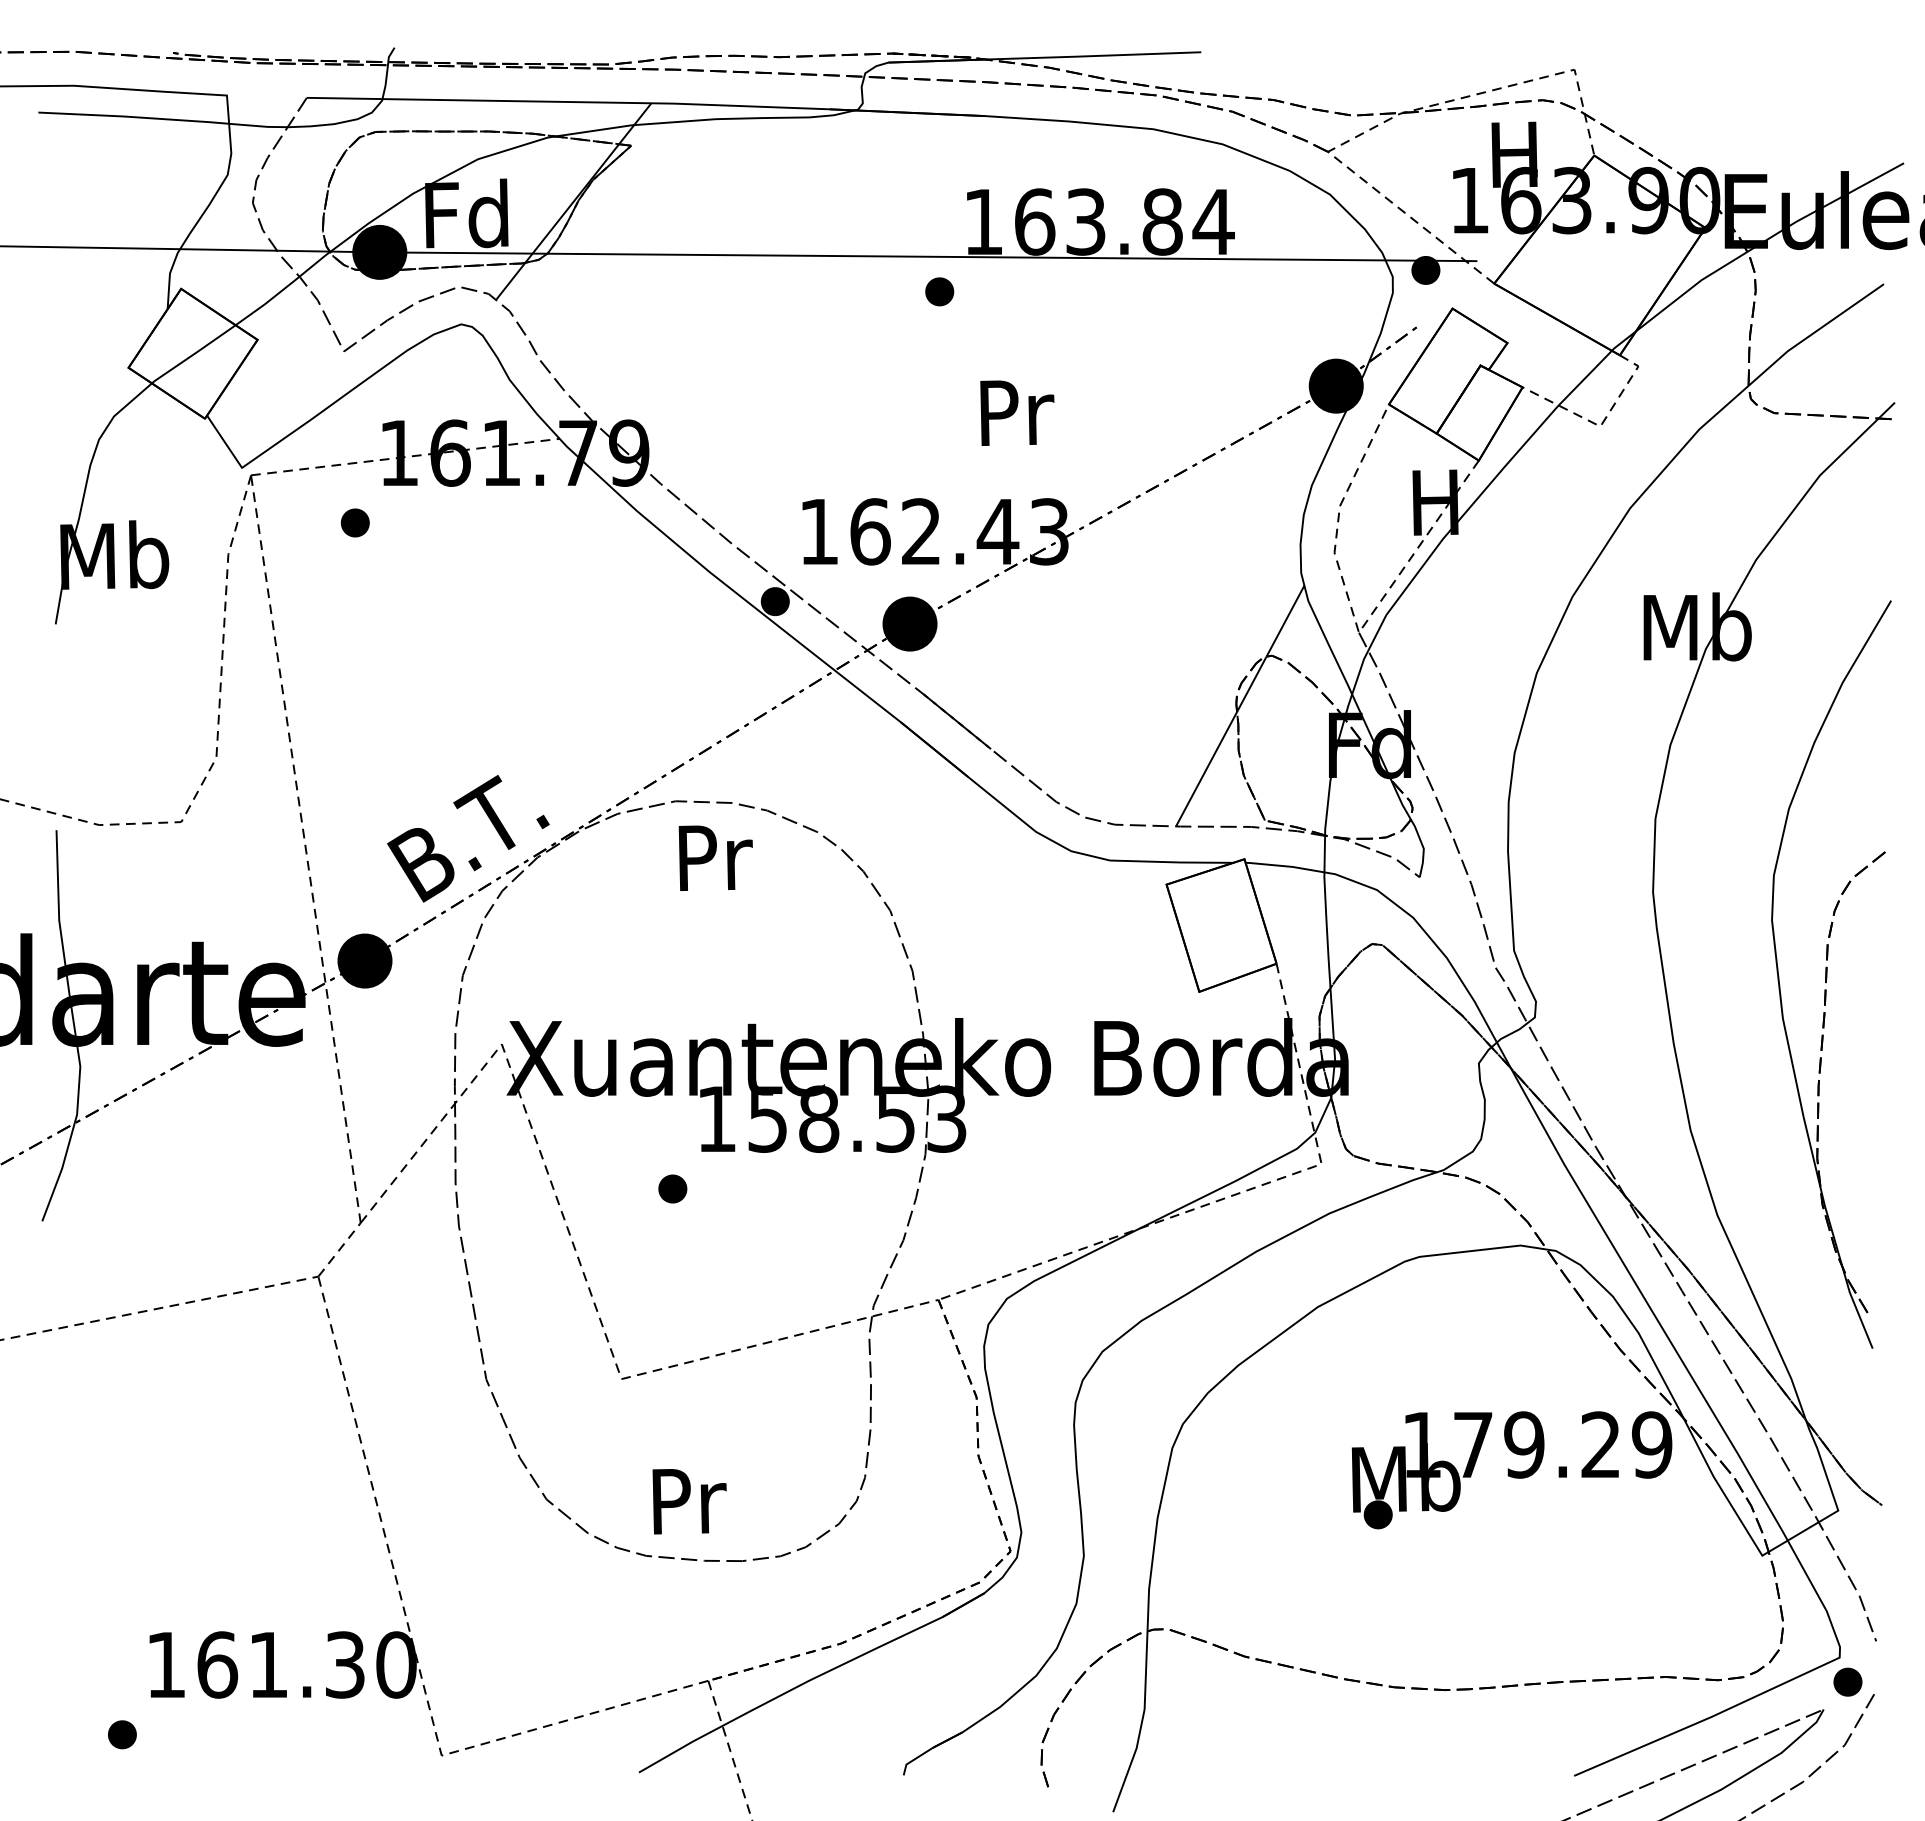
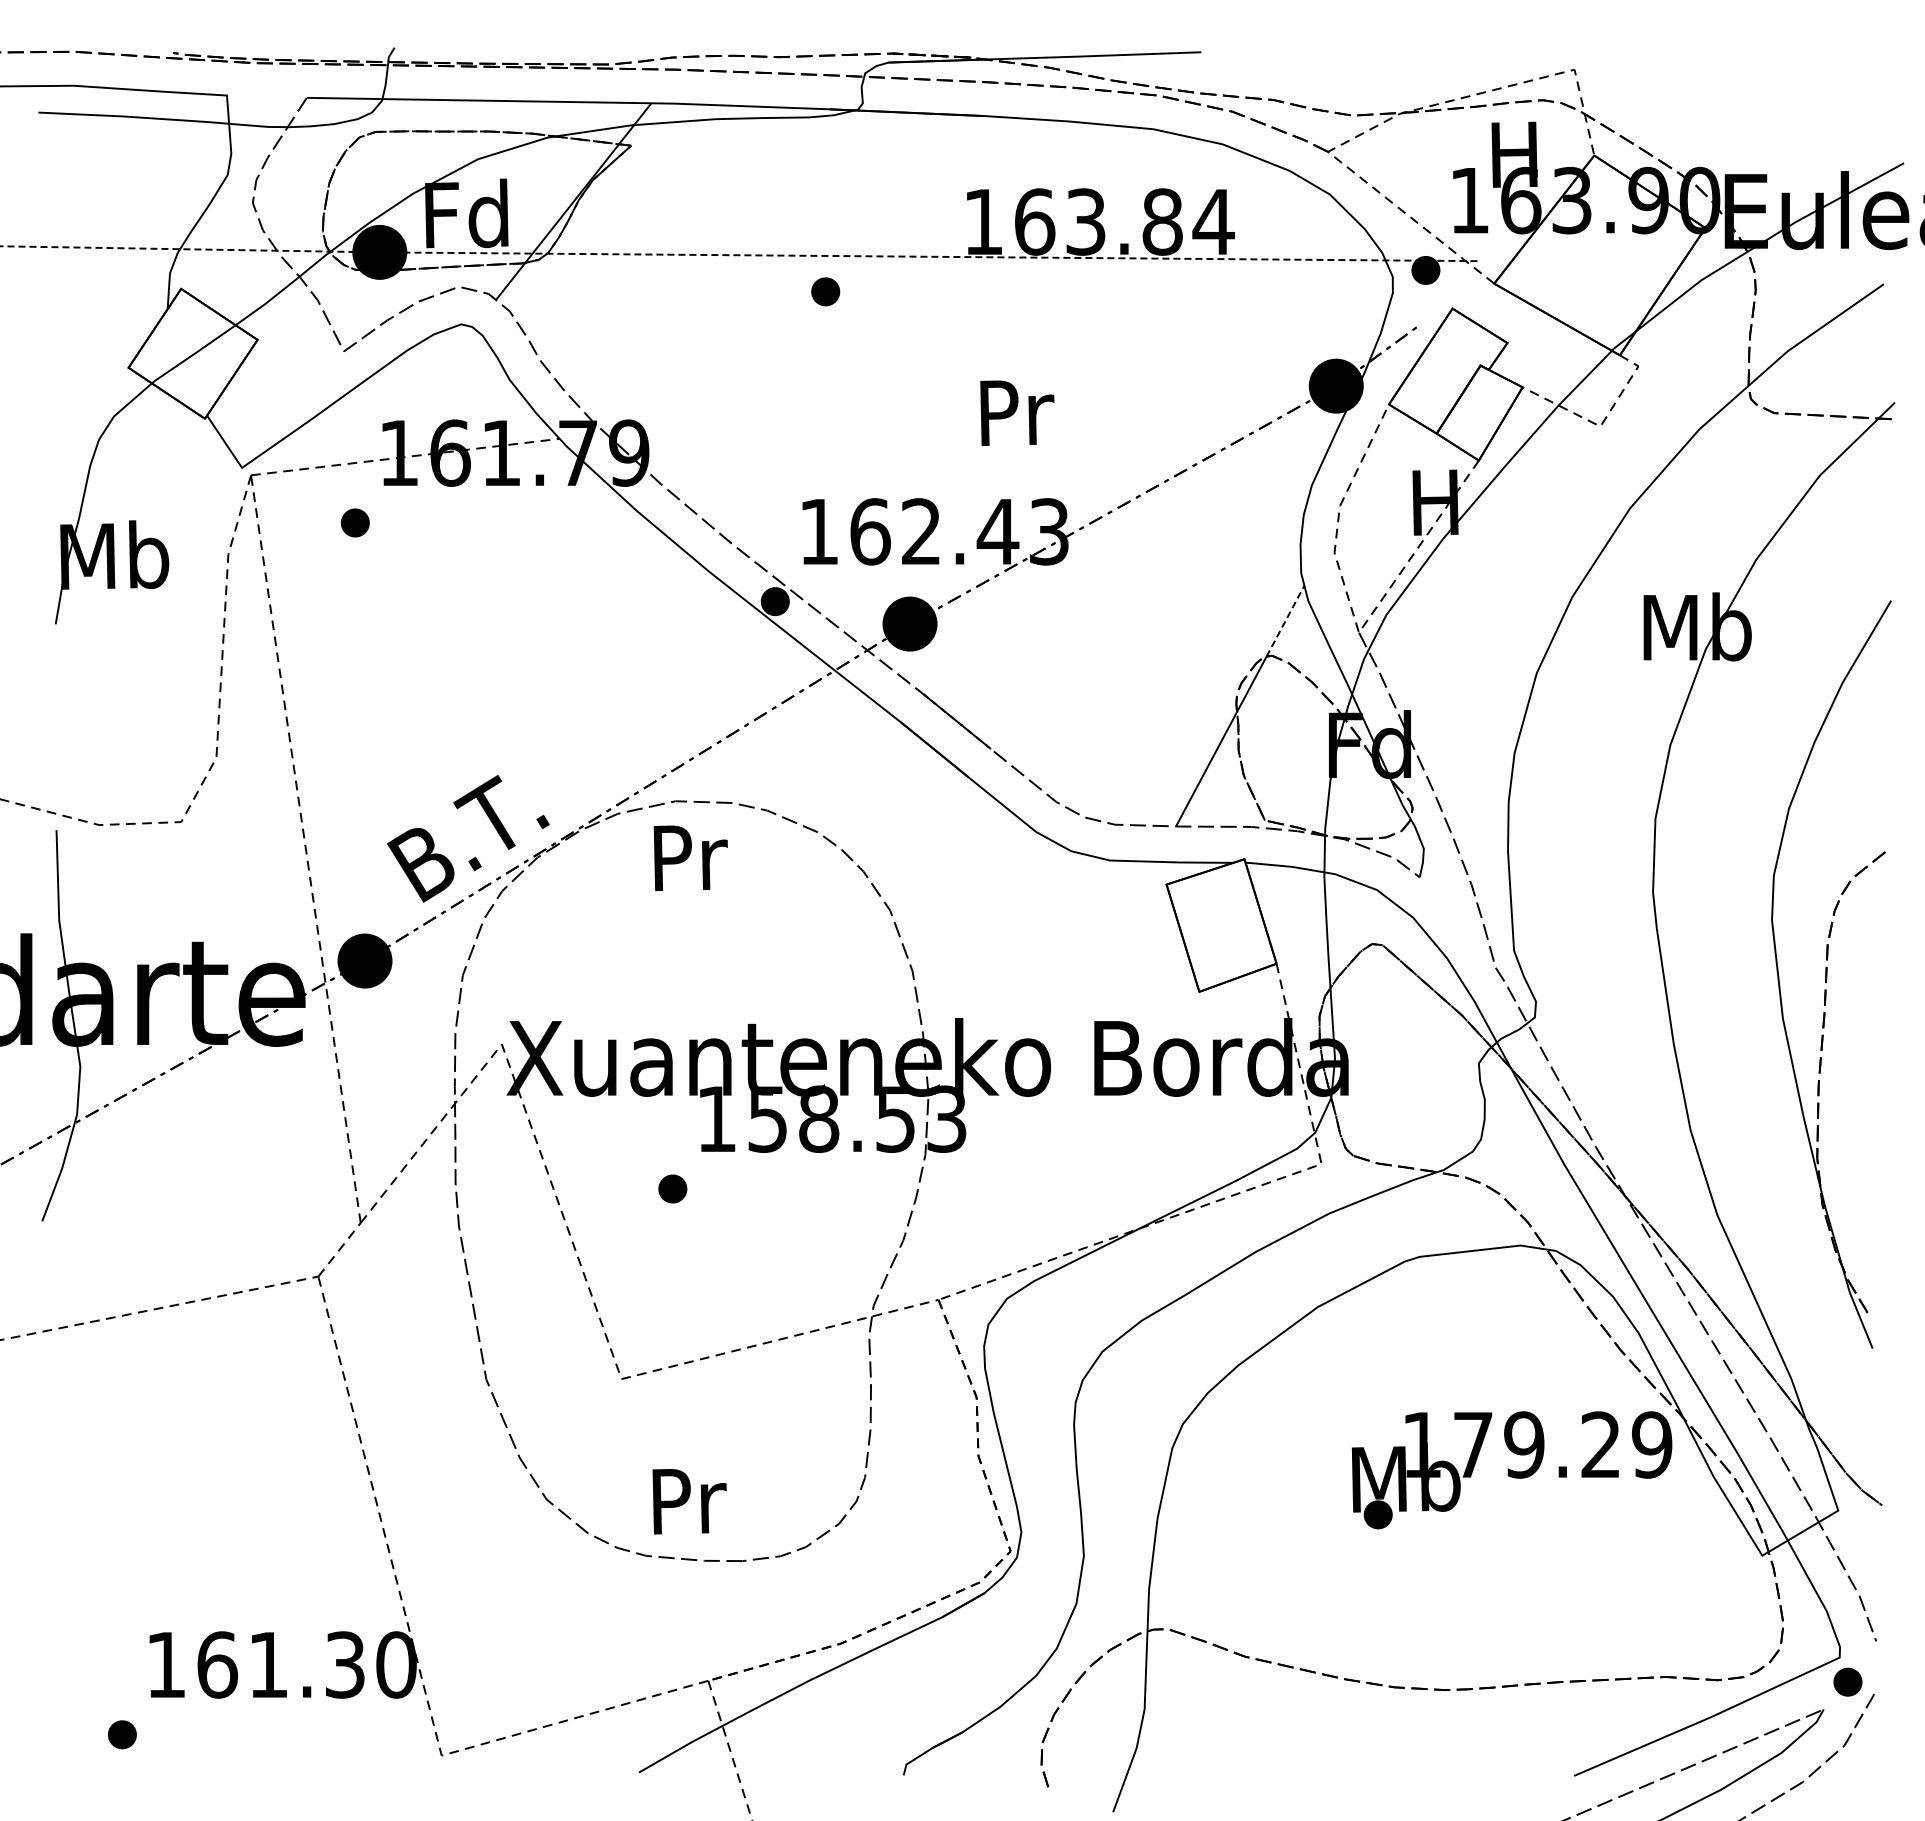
line: solid -> dashed (737, 255)
part position: (939, 291) -> (825, 291) (825, 291)
line: solid -> dashed (1285, 620)
text position: (715, 857) -> (690, 857) (690, 857)
